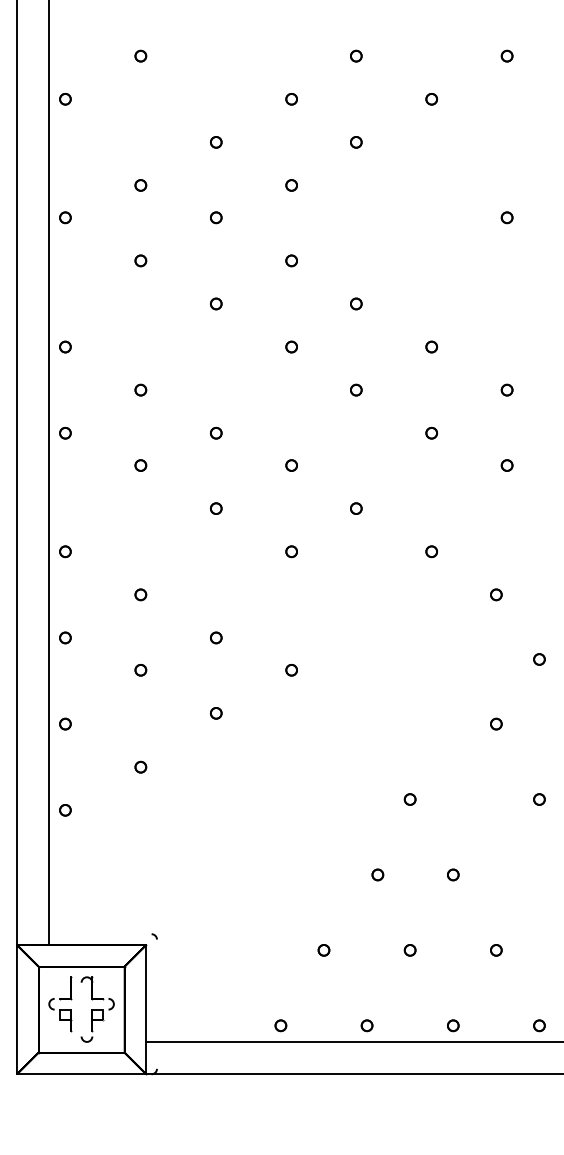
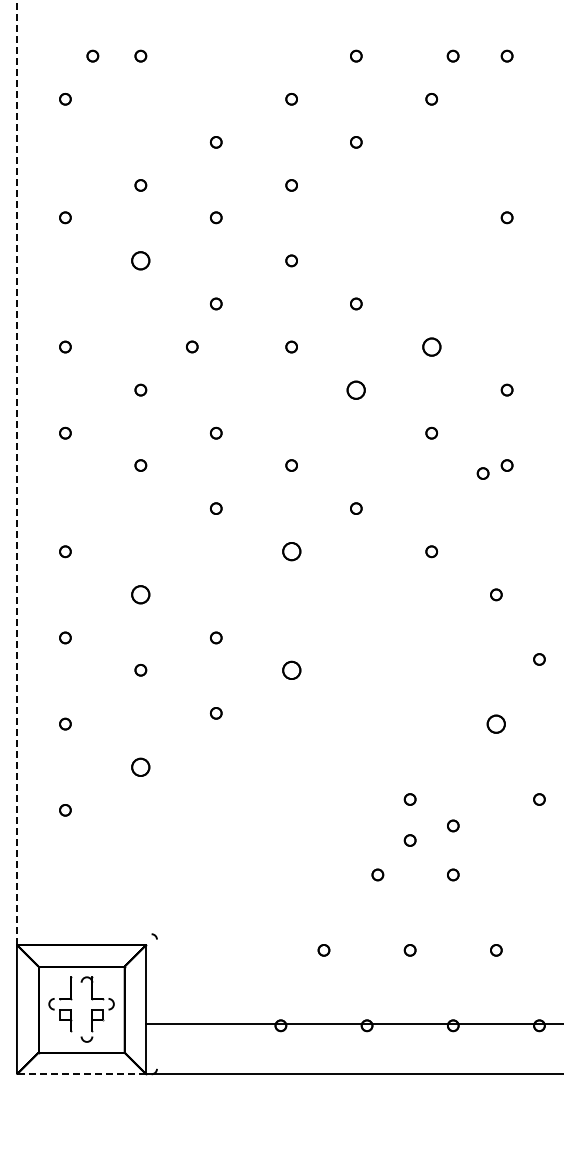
part: none -> present (92, 55)
part: none -> present (452, 55)
part size: 14x14 px -> 20x20 px (140, 260)
part: none -> present (192, 346)
part size: 13x14 px -> 20x20 px (431, 346)
part size: 13x14 px -> 20x20 px (355, 389)
line: solid -> dashed (16, 472)
line: present -> none (49, 473)
part: none -> present (482, 473)
part size: 13x14 px -> 20x20 px (291, 551)
part size: 14x14 px -> 20x20 px (140, 594)
part size: 13x14 px -> 20x20 px (291, 669)
part size: 13x14 px -> 20x20 px (495, 723)
part size: 14x14 px -> 20x20 px (140, 766)
part: none -> present (453, 825)
part: none -> present (409, 840)
line position: (353, 1041) -> (353, 1023) (353, 1023)
line: solid -> dashed (81, 1074)
